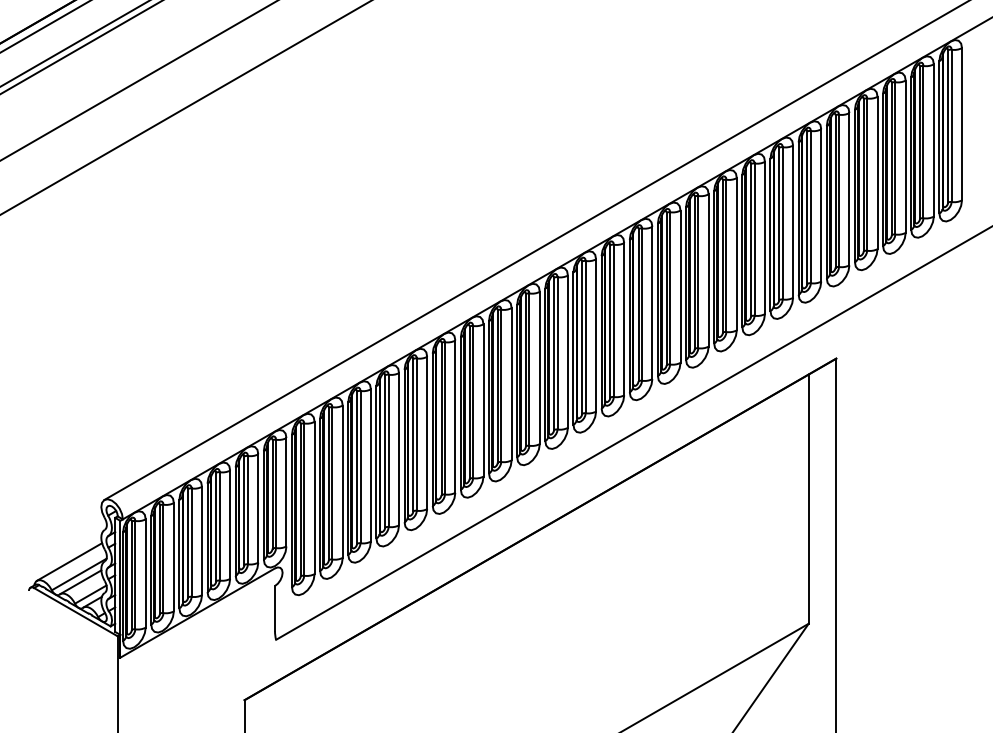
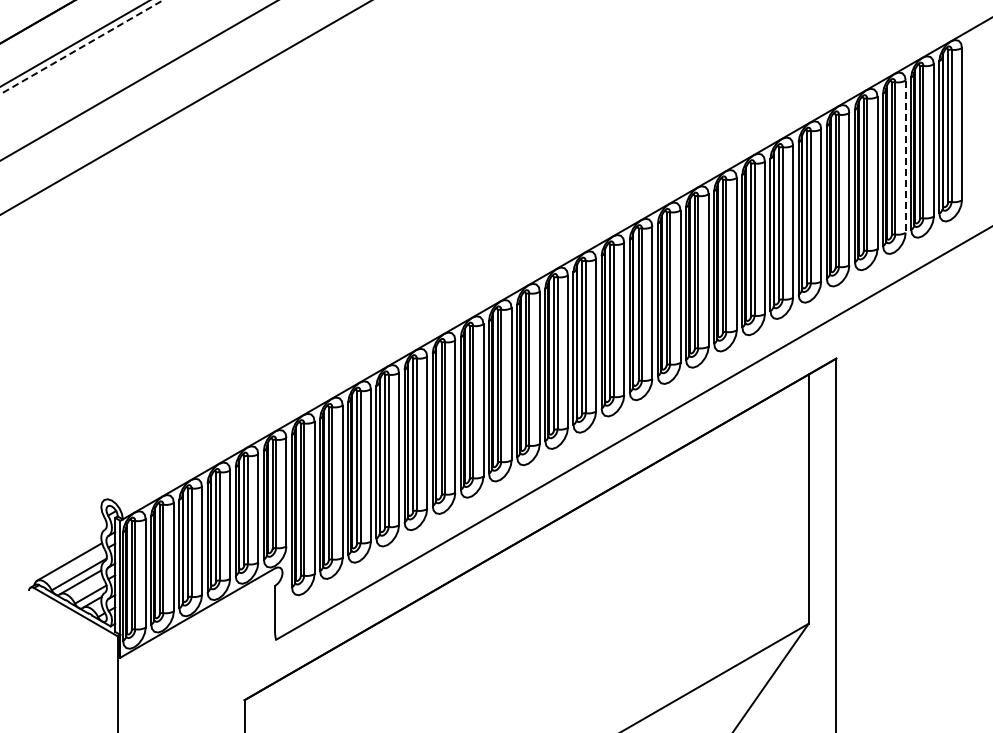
line: present -> none (45, 26)
line: solid -> dashed (81, 47)
line: solid -> dashed (905, 157)
line: present -> none (535, 250)
